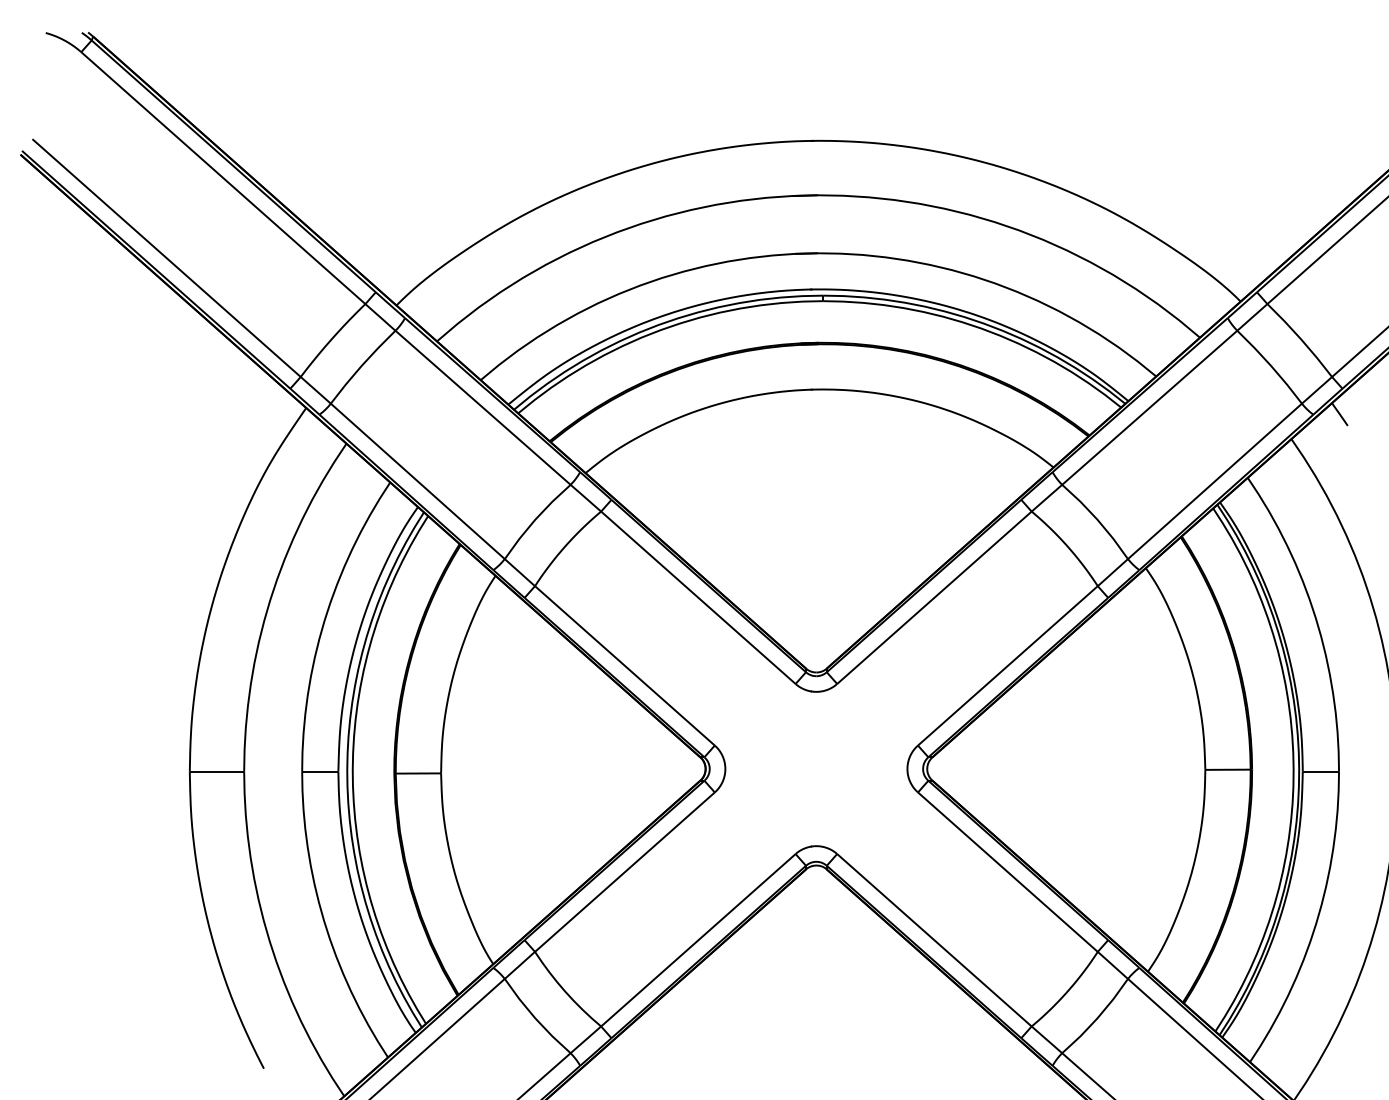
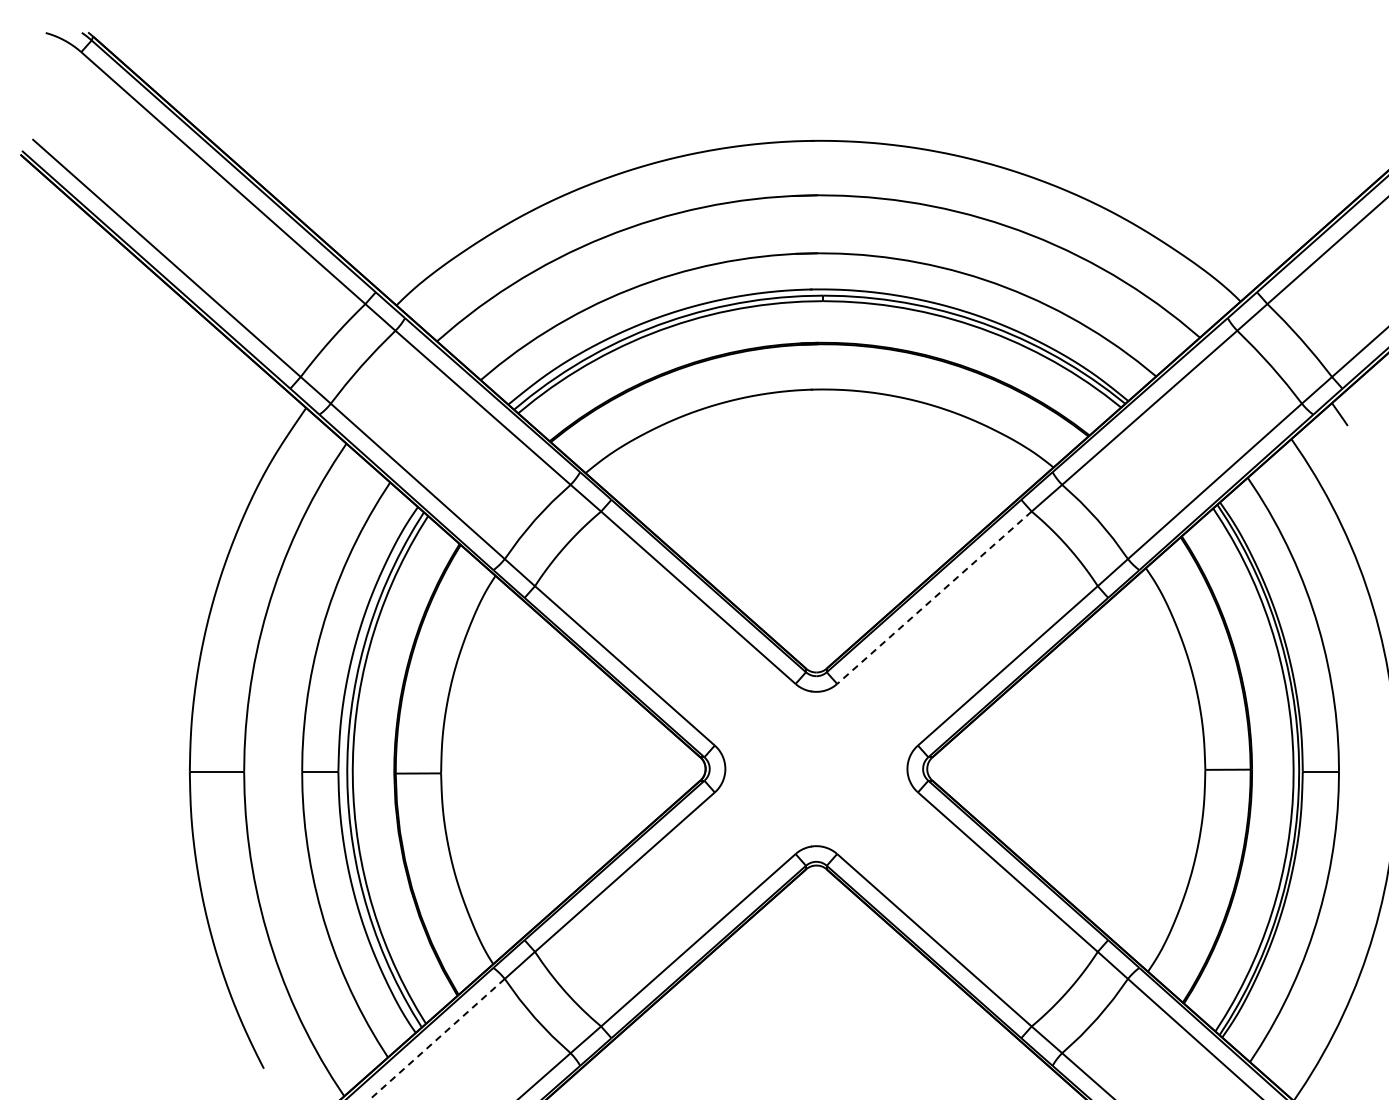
line: solid -> dashed (934, 597)
line: solid -> dashed (437, 1039)
